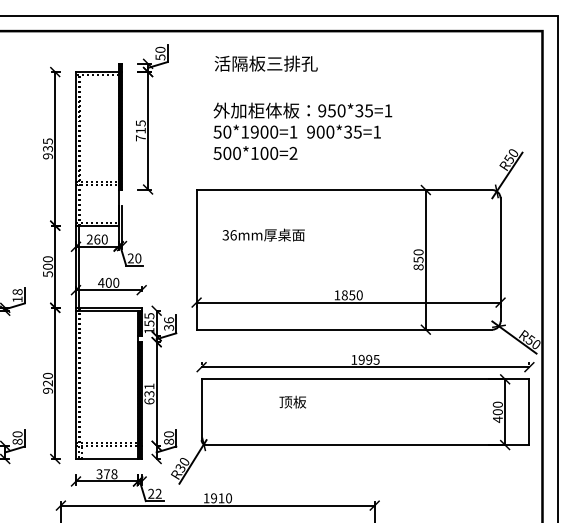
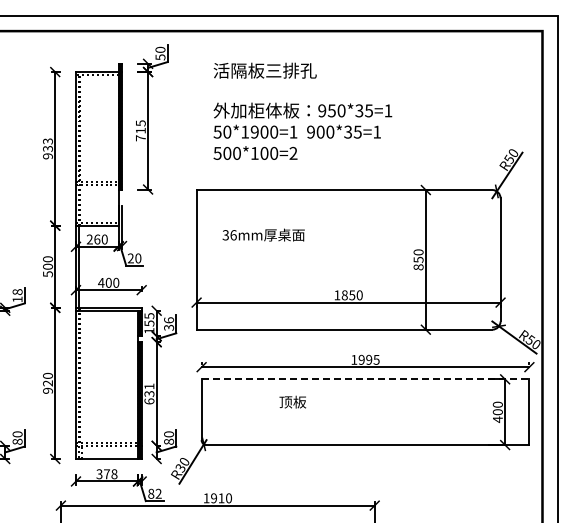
text position: (265, 63) -> (264, 70) (264, 70)
text: 935 -> 933 (47, 141)
line: solid -> dashed (365, 379)
text: 22 -> 82 (151, 493)
